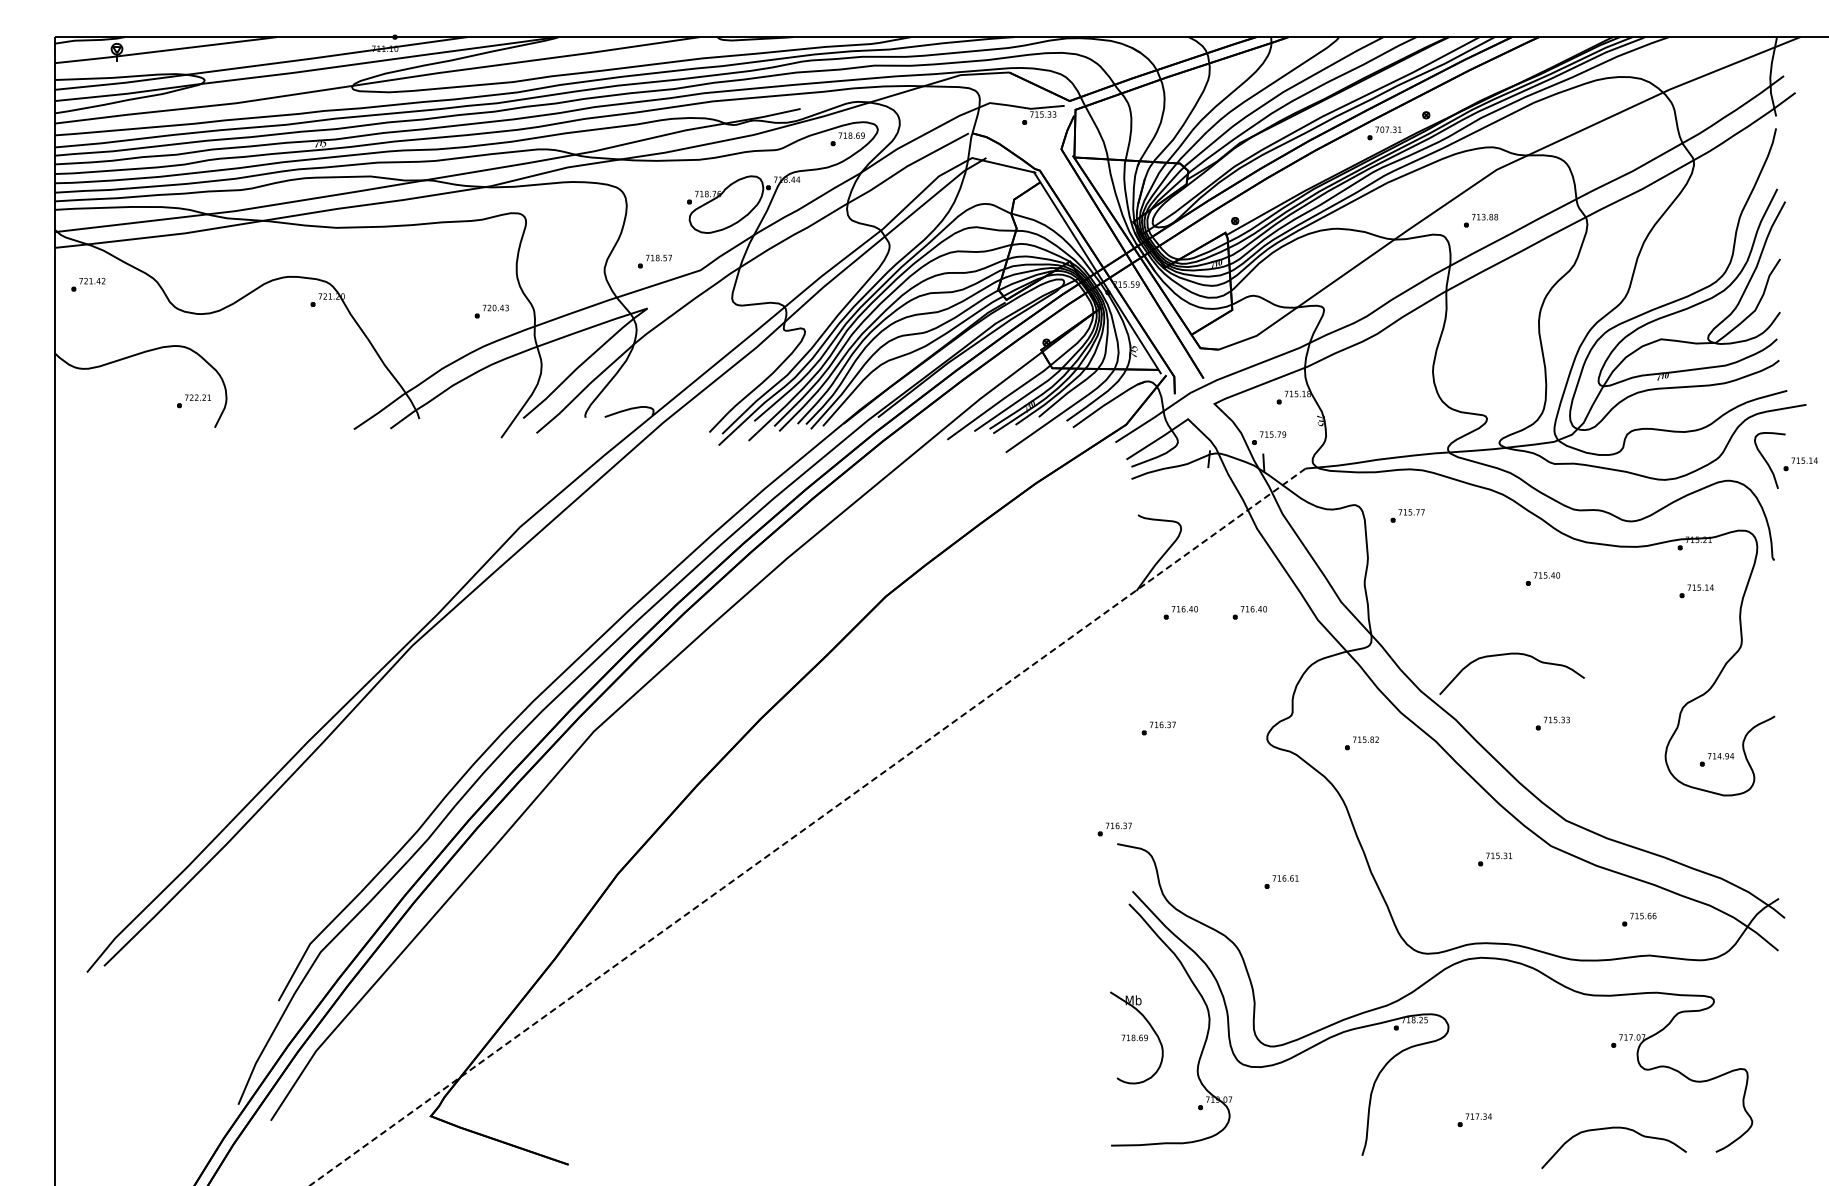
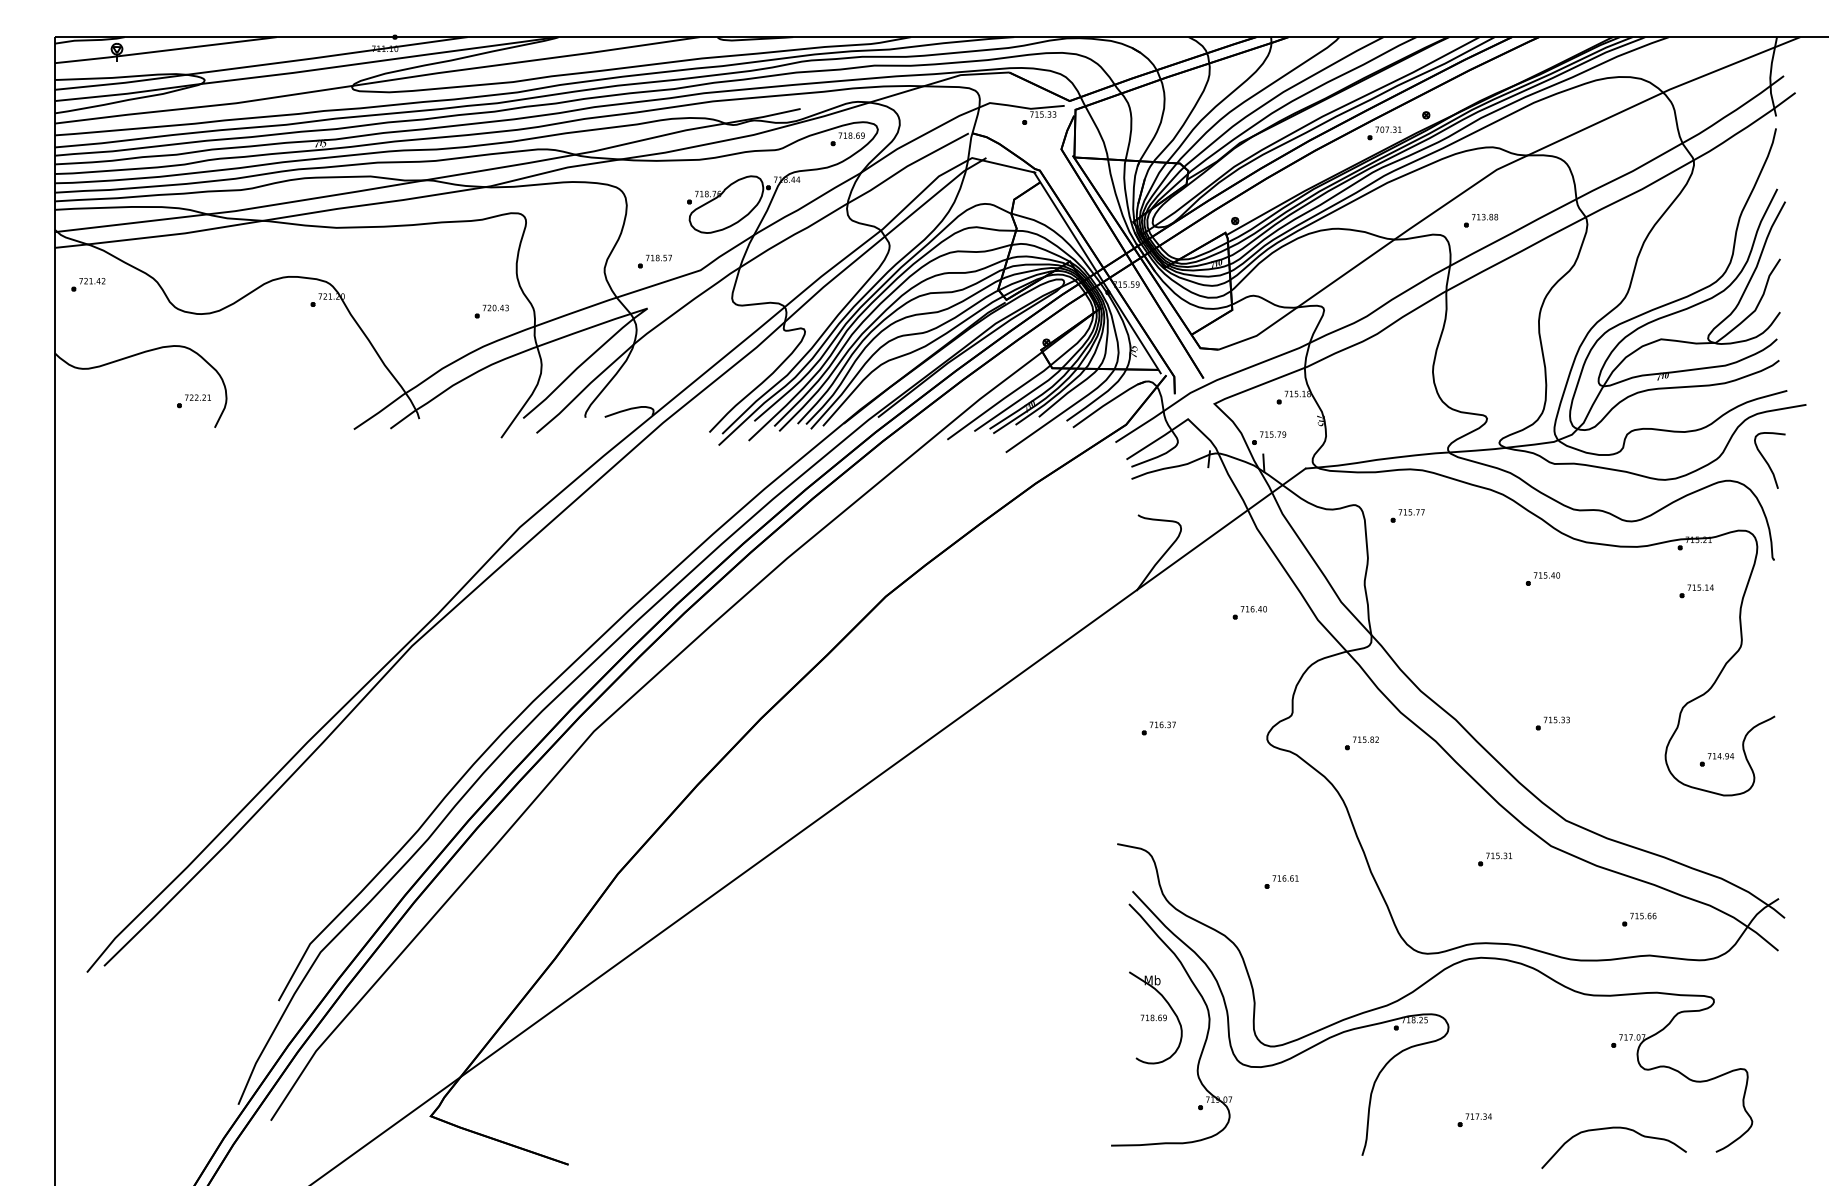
part: present -> none (1800, 464)
part: present -> none (1180, 612)
curve: present -> none (1506, 655)
line: dashed -> solid (807, 827)
part: present -> none (1114, 829)
part position: (1136, 1037) -> (1155, 1017) (1155, 1017)
